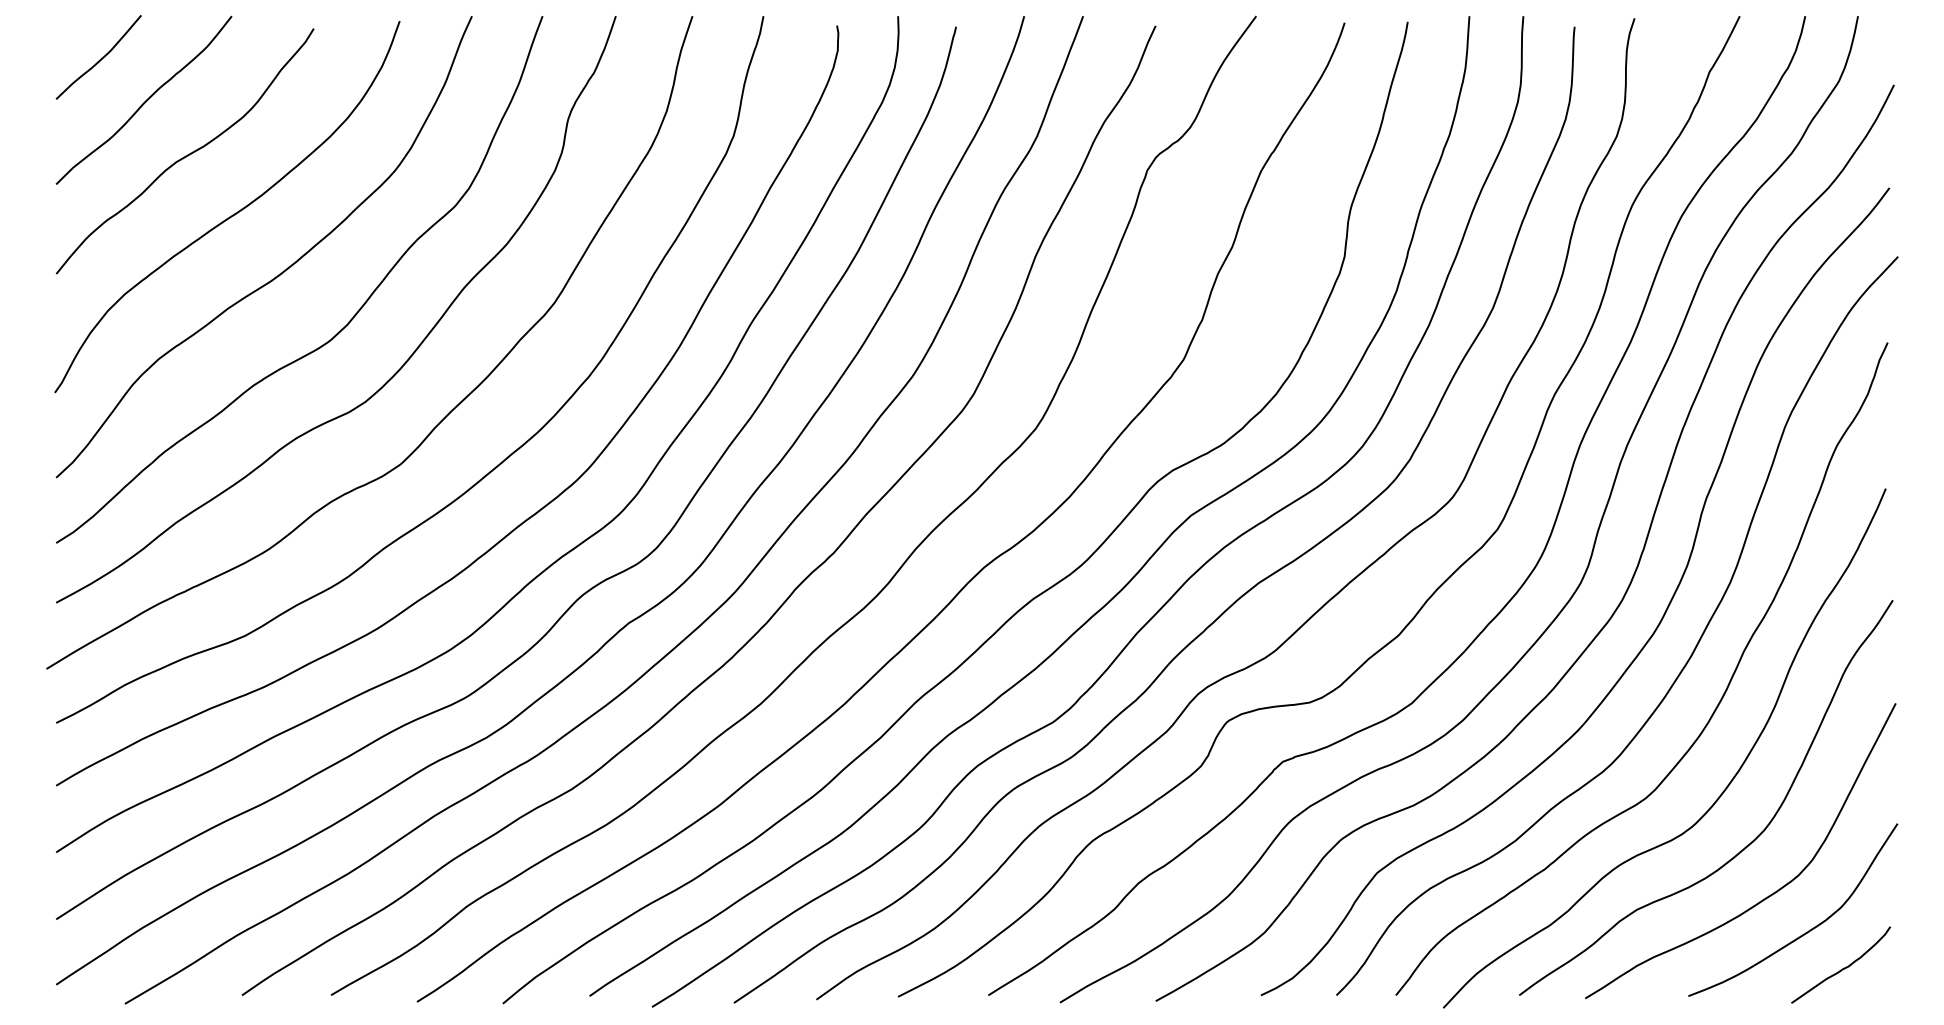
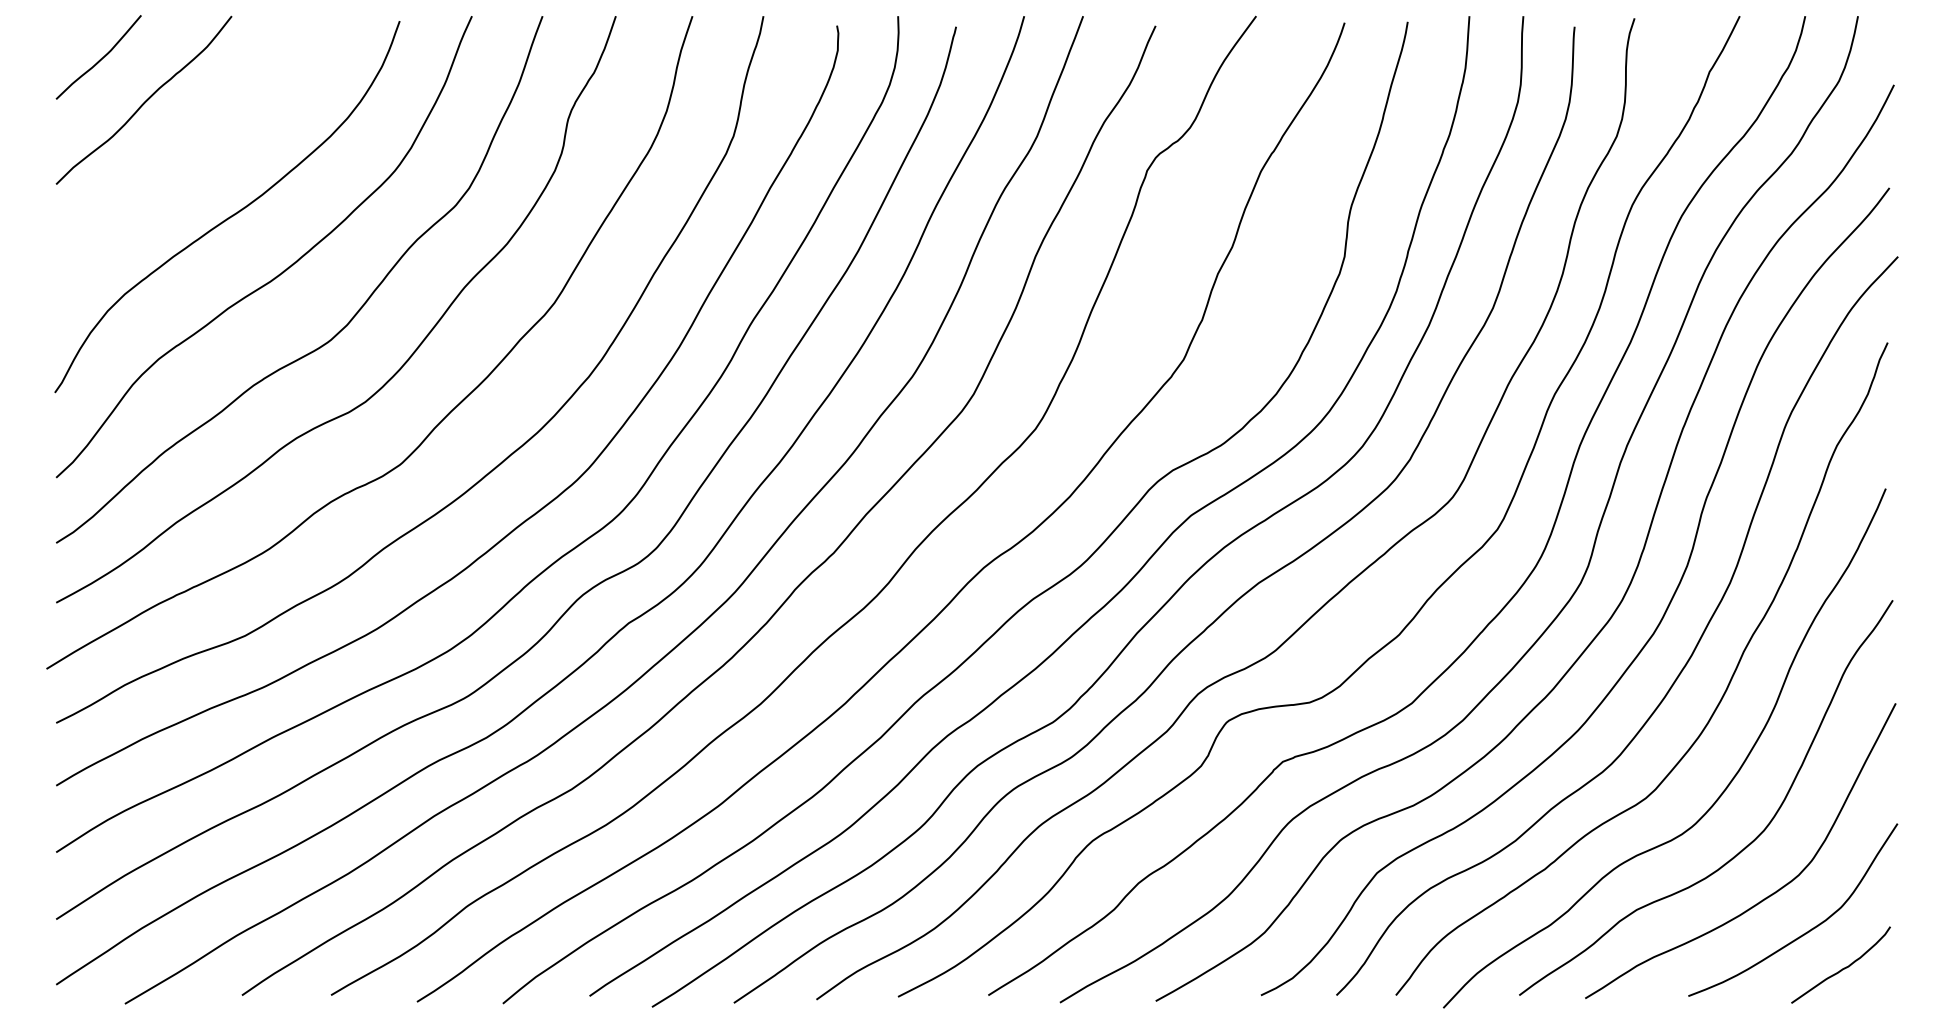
curve: present -> none (185, 155)
